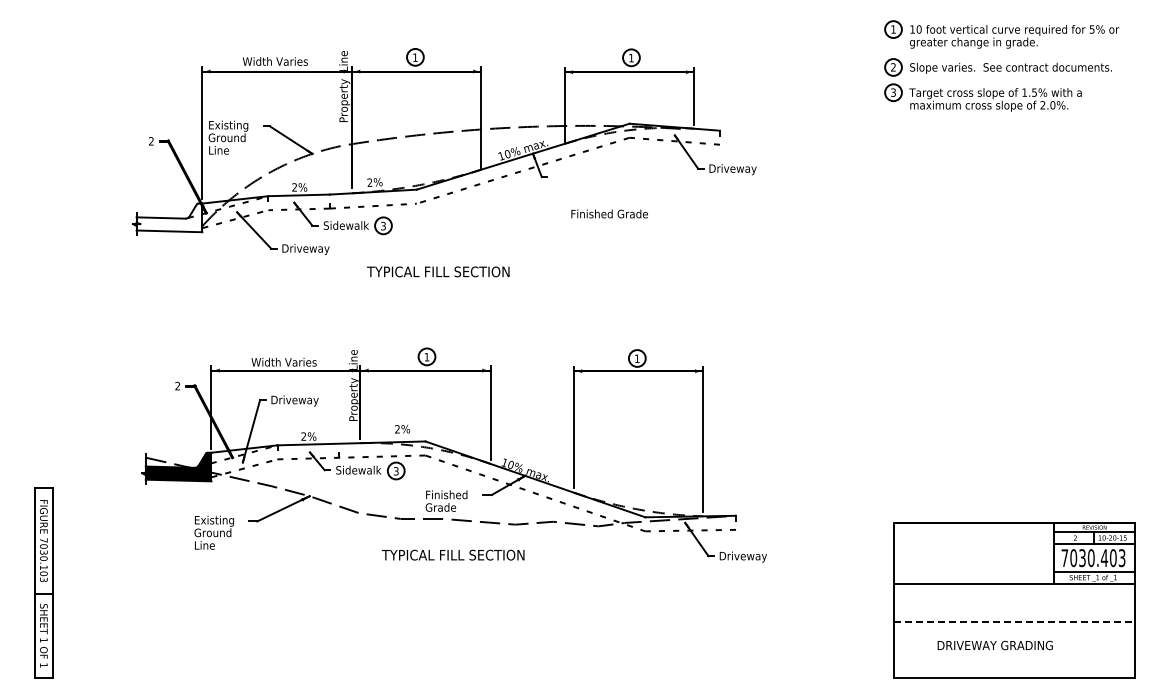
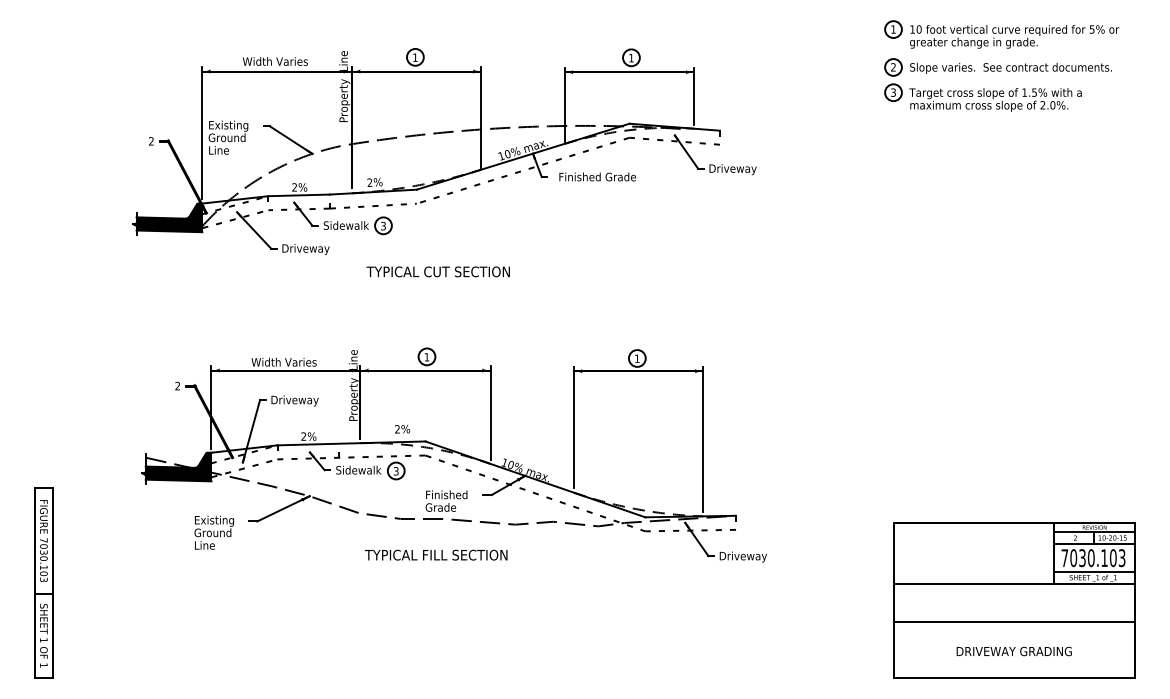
text position: (609, 213) -> (597, 176) (597, 176)
fill: none -> present (167, 217)
text: TYPICAL FILL SECTION -> TYPICAL CUT SECTION (437, 271)
text position: (452, 554) -> (435, 554) (435, 554)
text: 7030.403 -> 7030.103 (1104, 557)
line: dashed -> solid (1014, 622)
text position: (994, 645) -> (1013, 651) (1013, 651)
